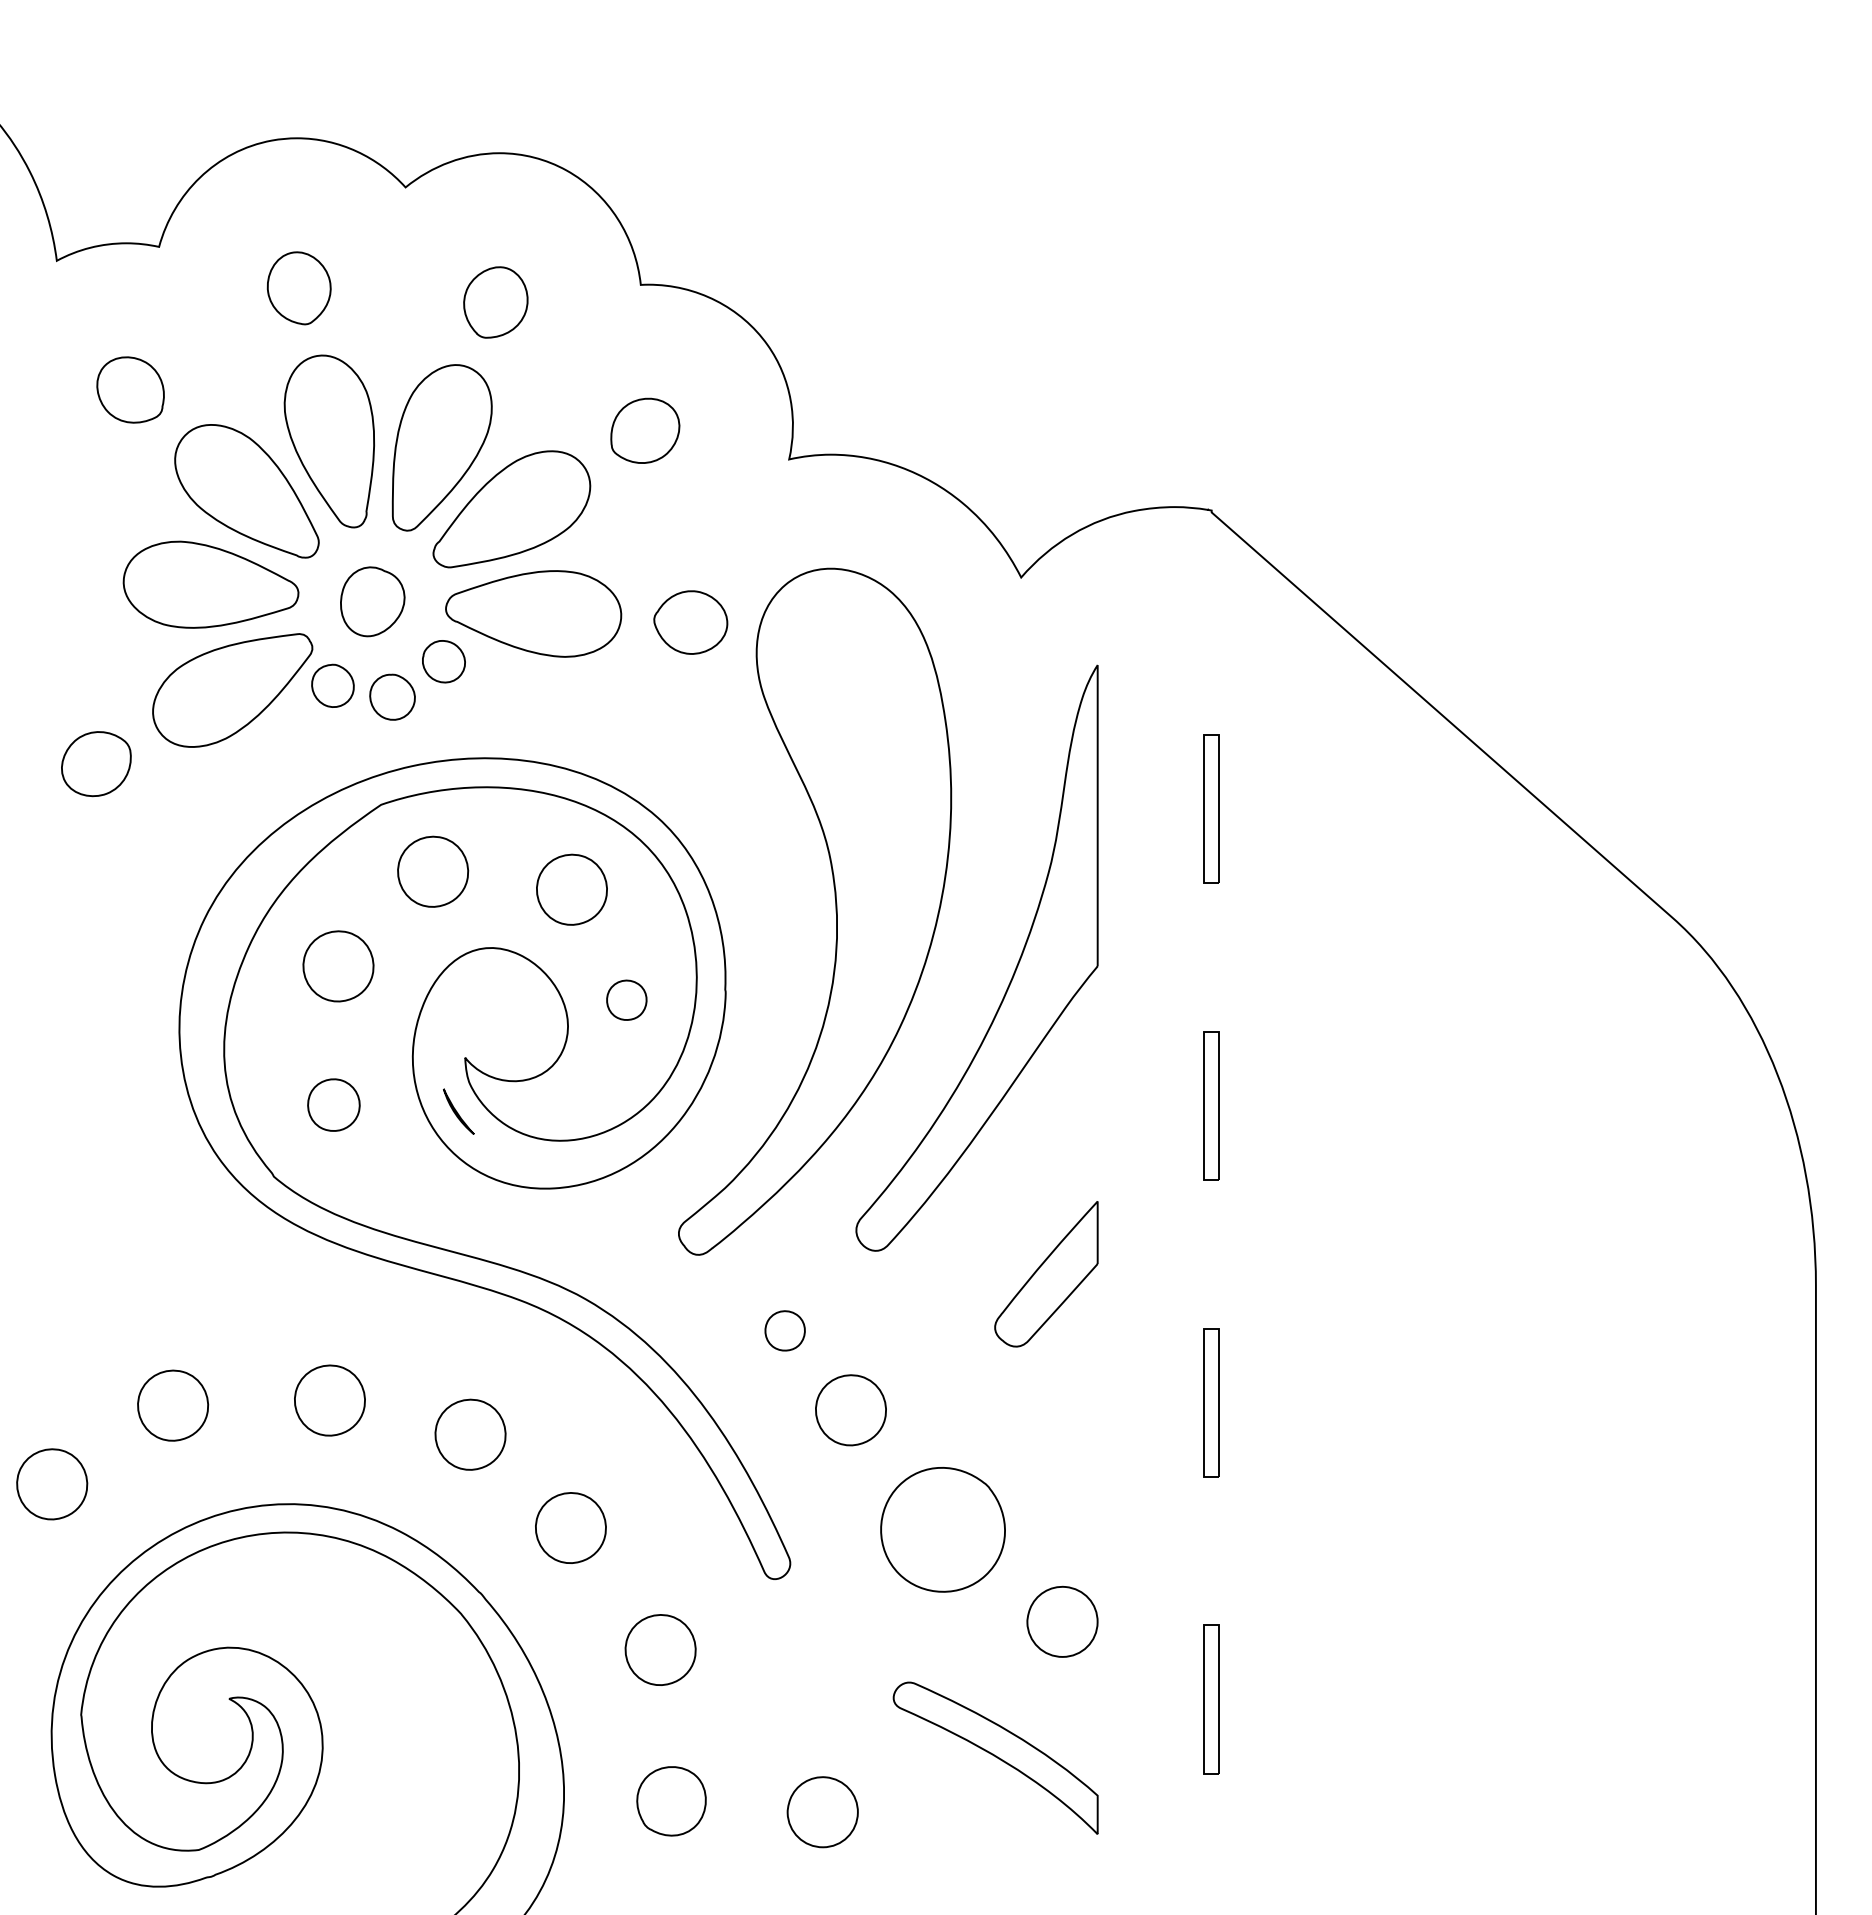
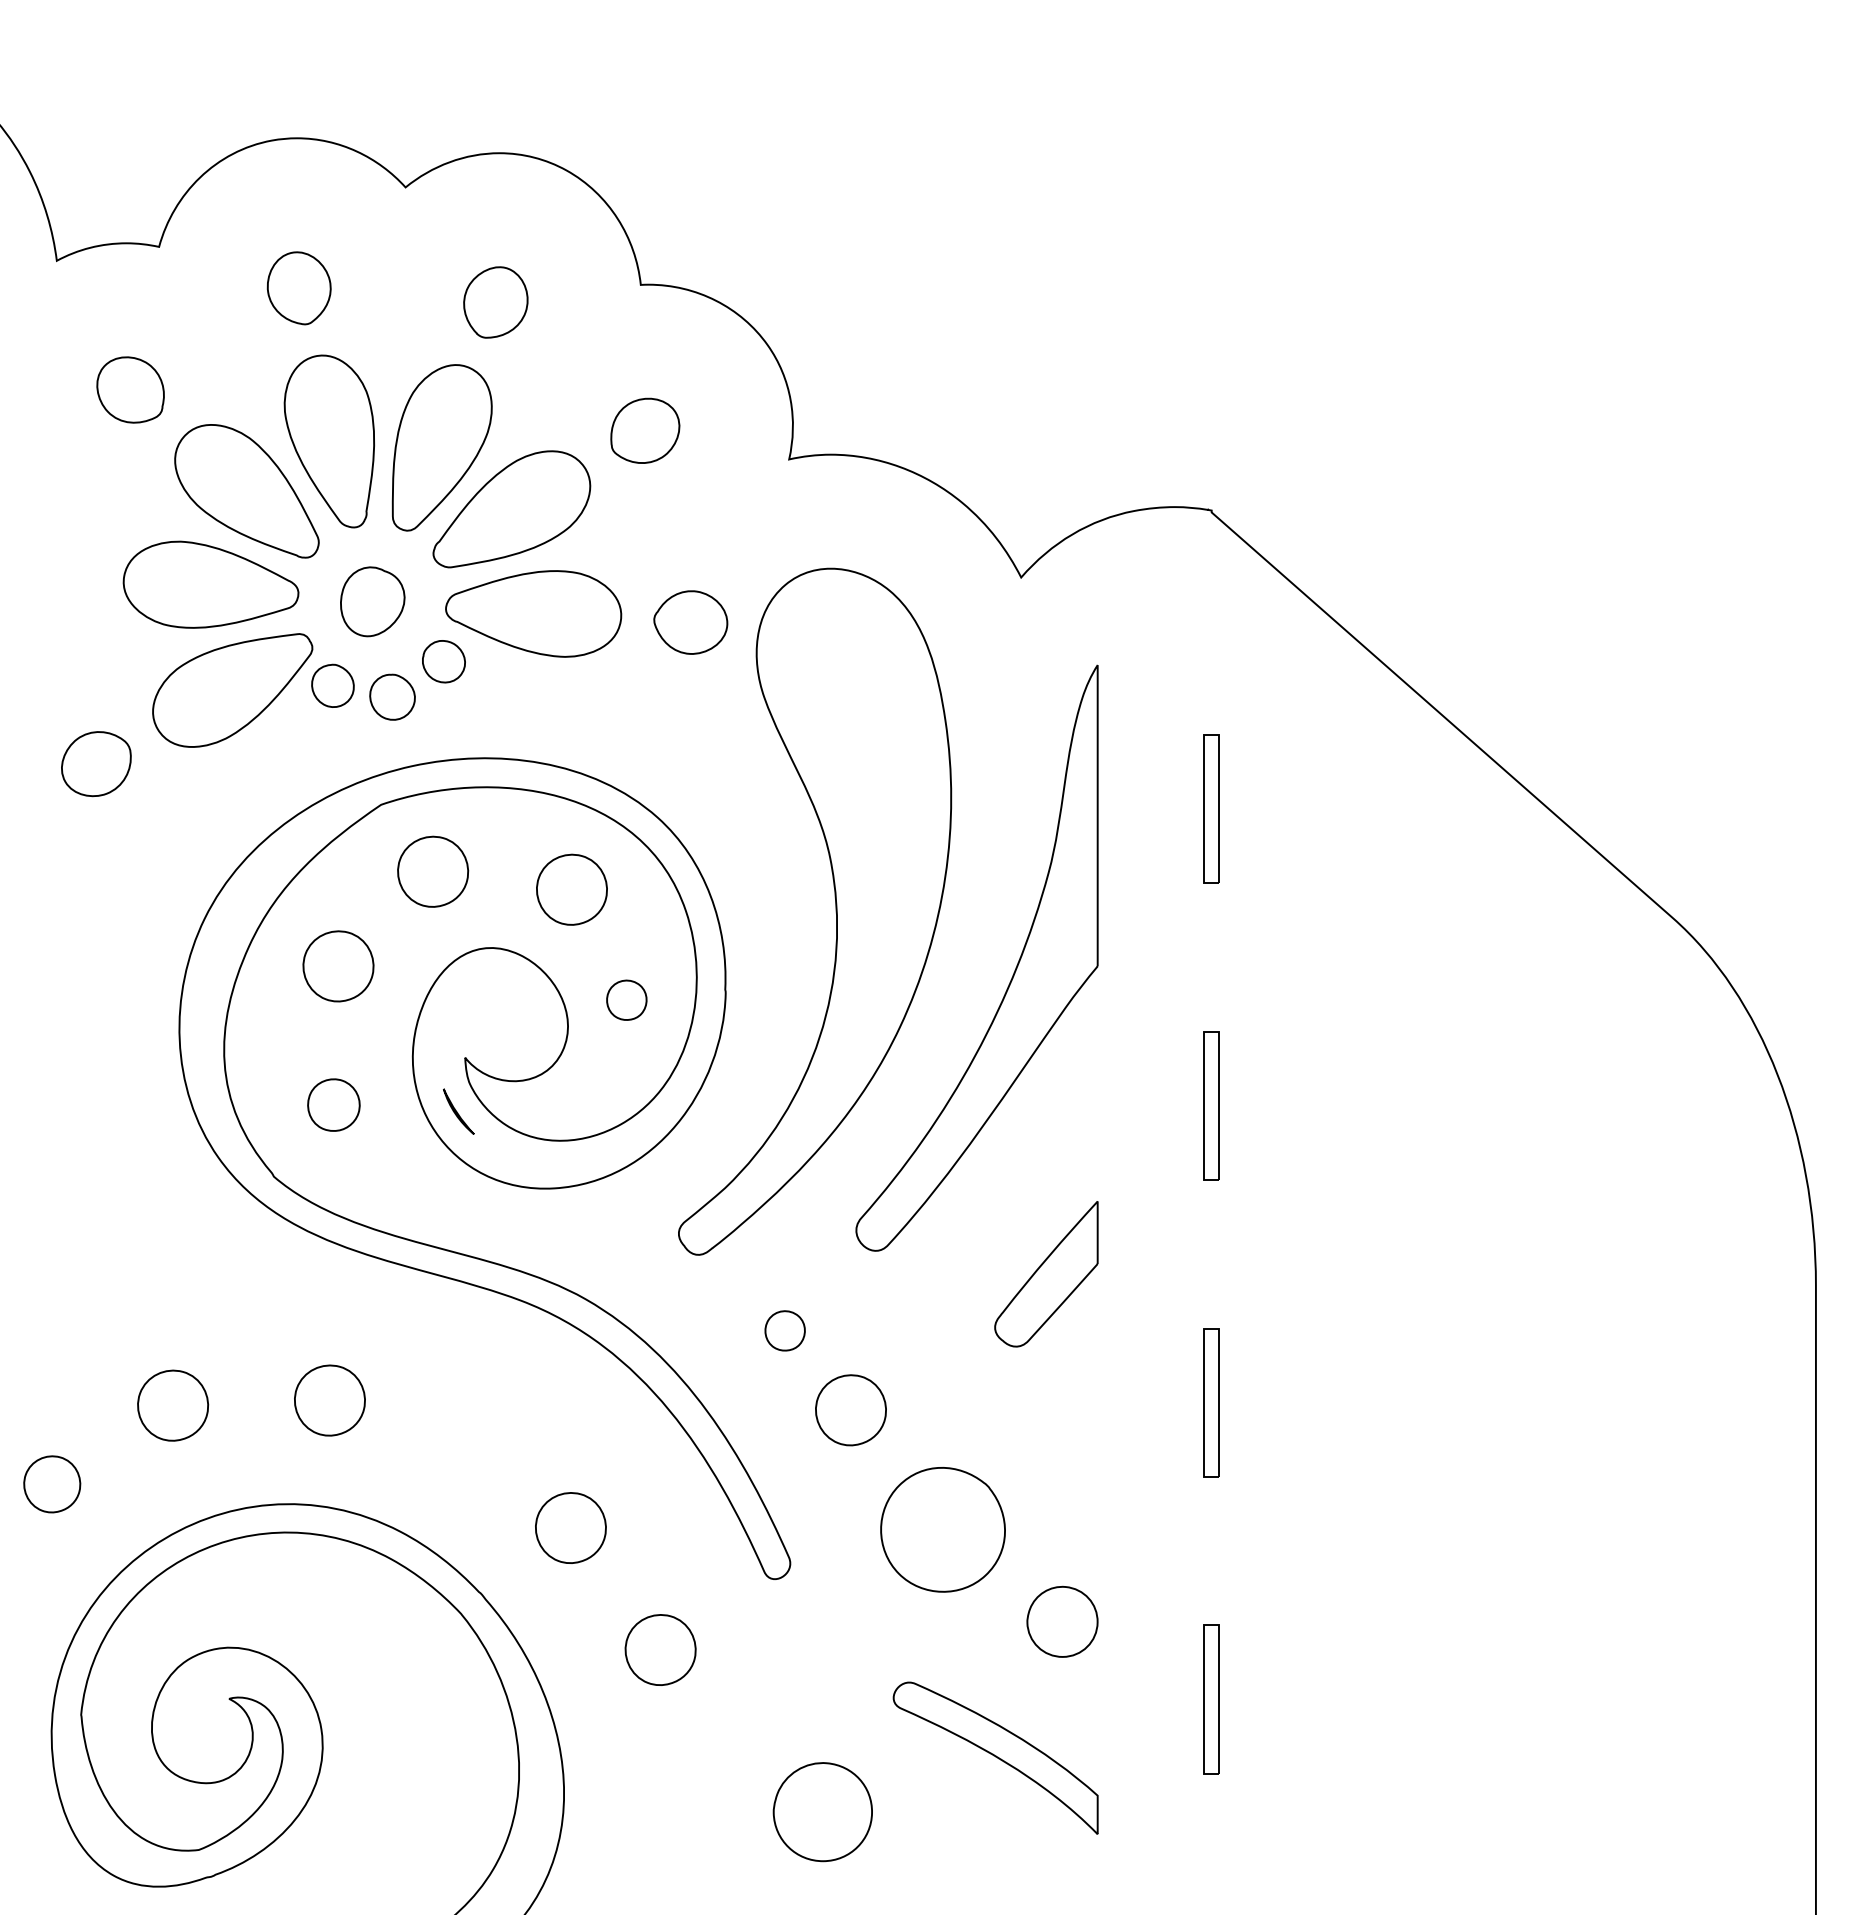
part: present -> none (470, 1434)
part size: 73x73 px -> 59x59 px (52, 1484)
part: present -> none (671, 1801)
part size: 73x73 px -> 101x101 px (822, 1812)
